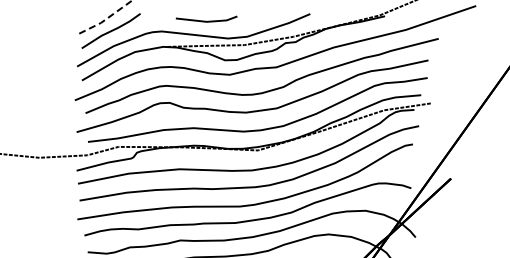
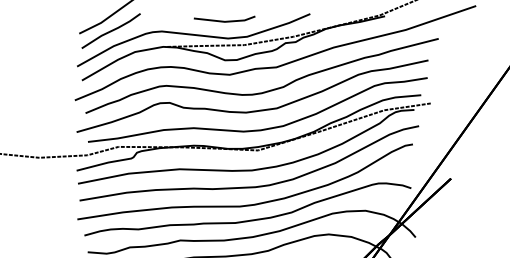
line: dashed -> solid (106, 18)
line position: (206, 20) -> (224, 20) (224, 20)
